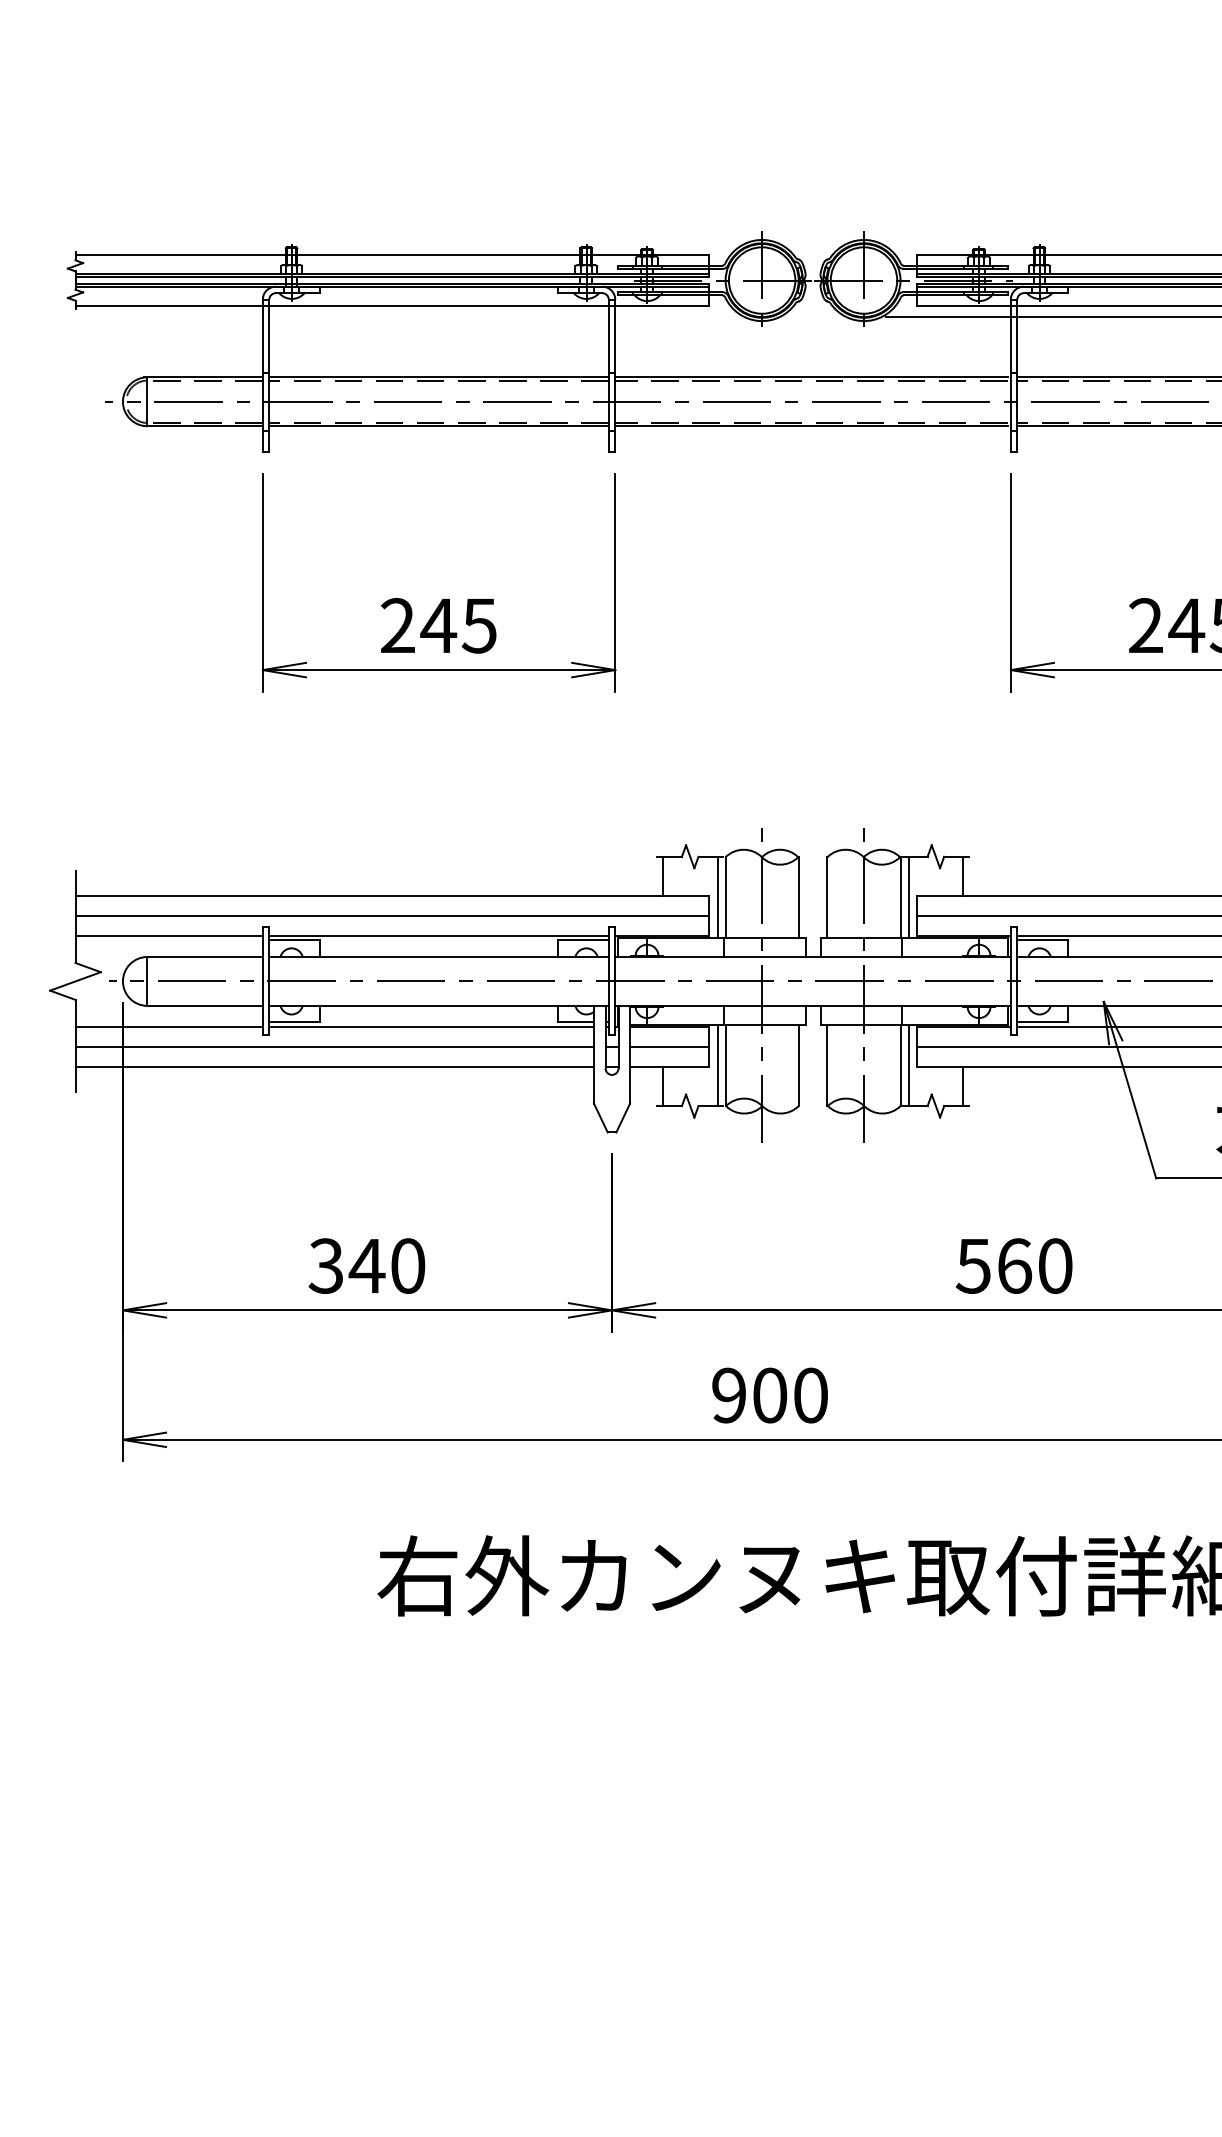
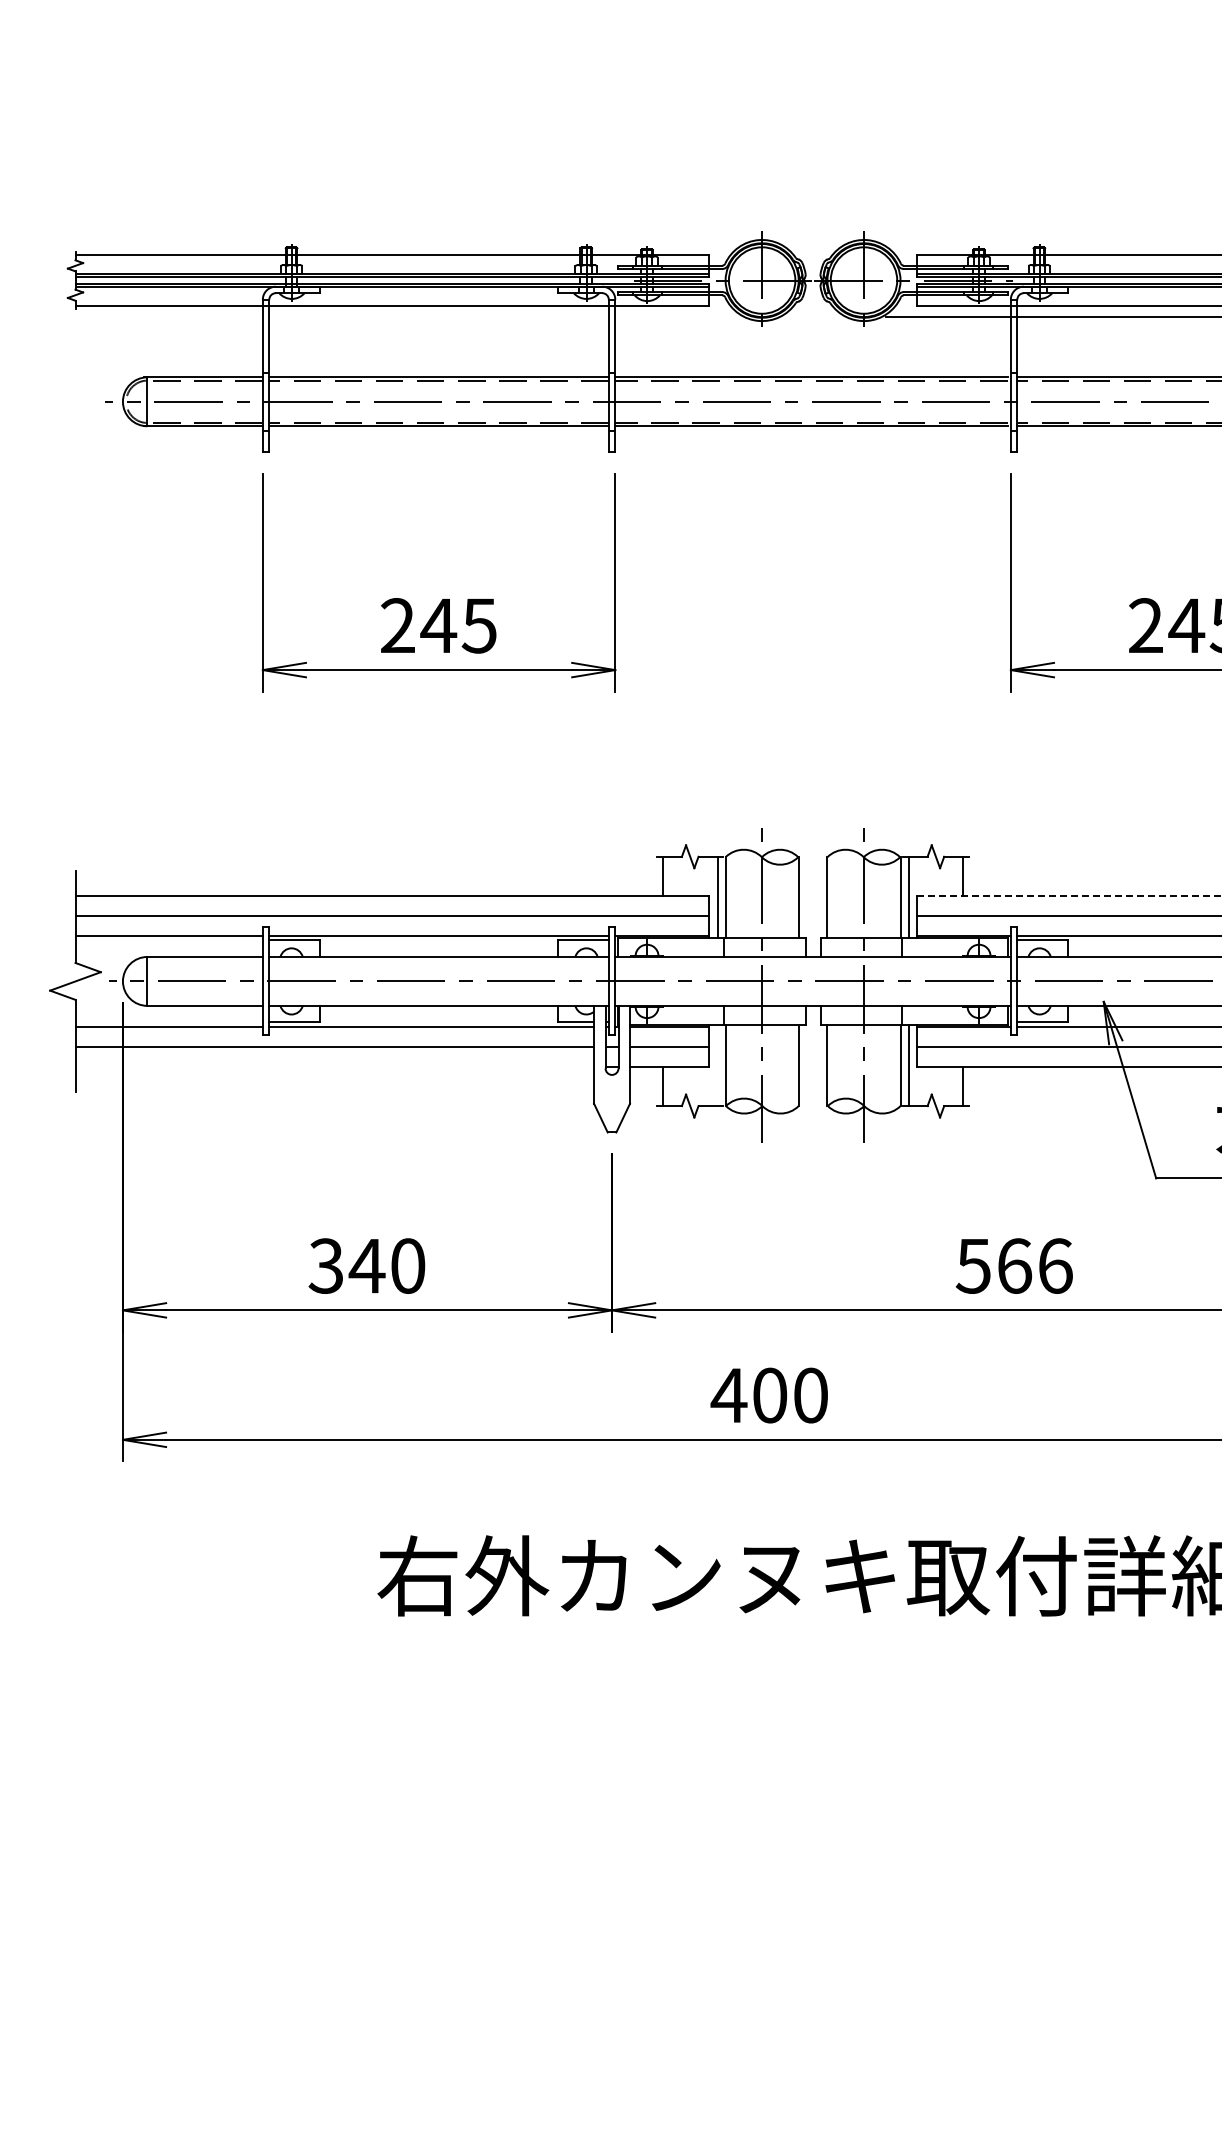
line: solid -> dashed (1069, 896)
line: present -> none (717, 1065)
line: present -> none (334, 1066)
text: 560 -> 566 (1055, 1265)
text: 900 -> 400 (728, 1395)
